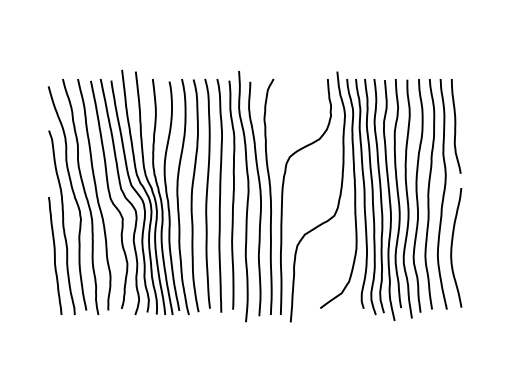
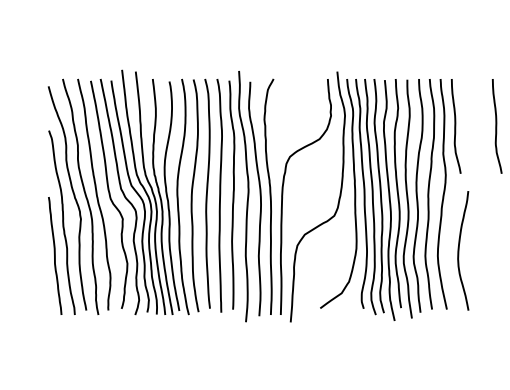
curve: none -> present (497, 126)
curve position: (452, 247) -> (459, 250) (459, 250)
